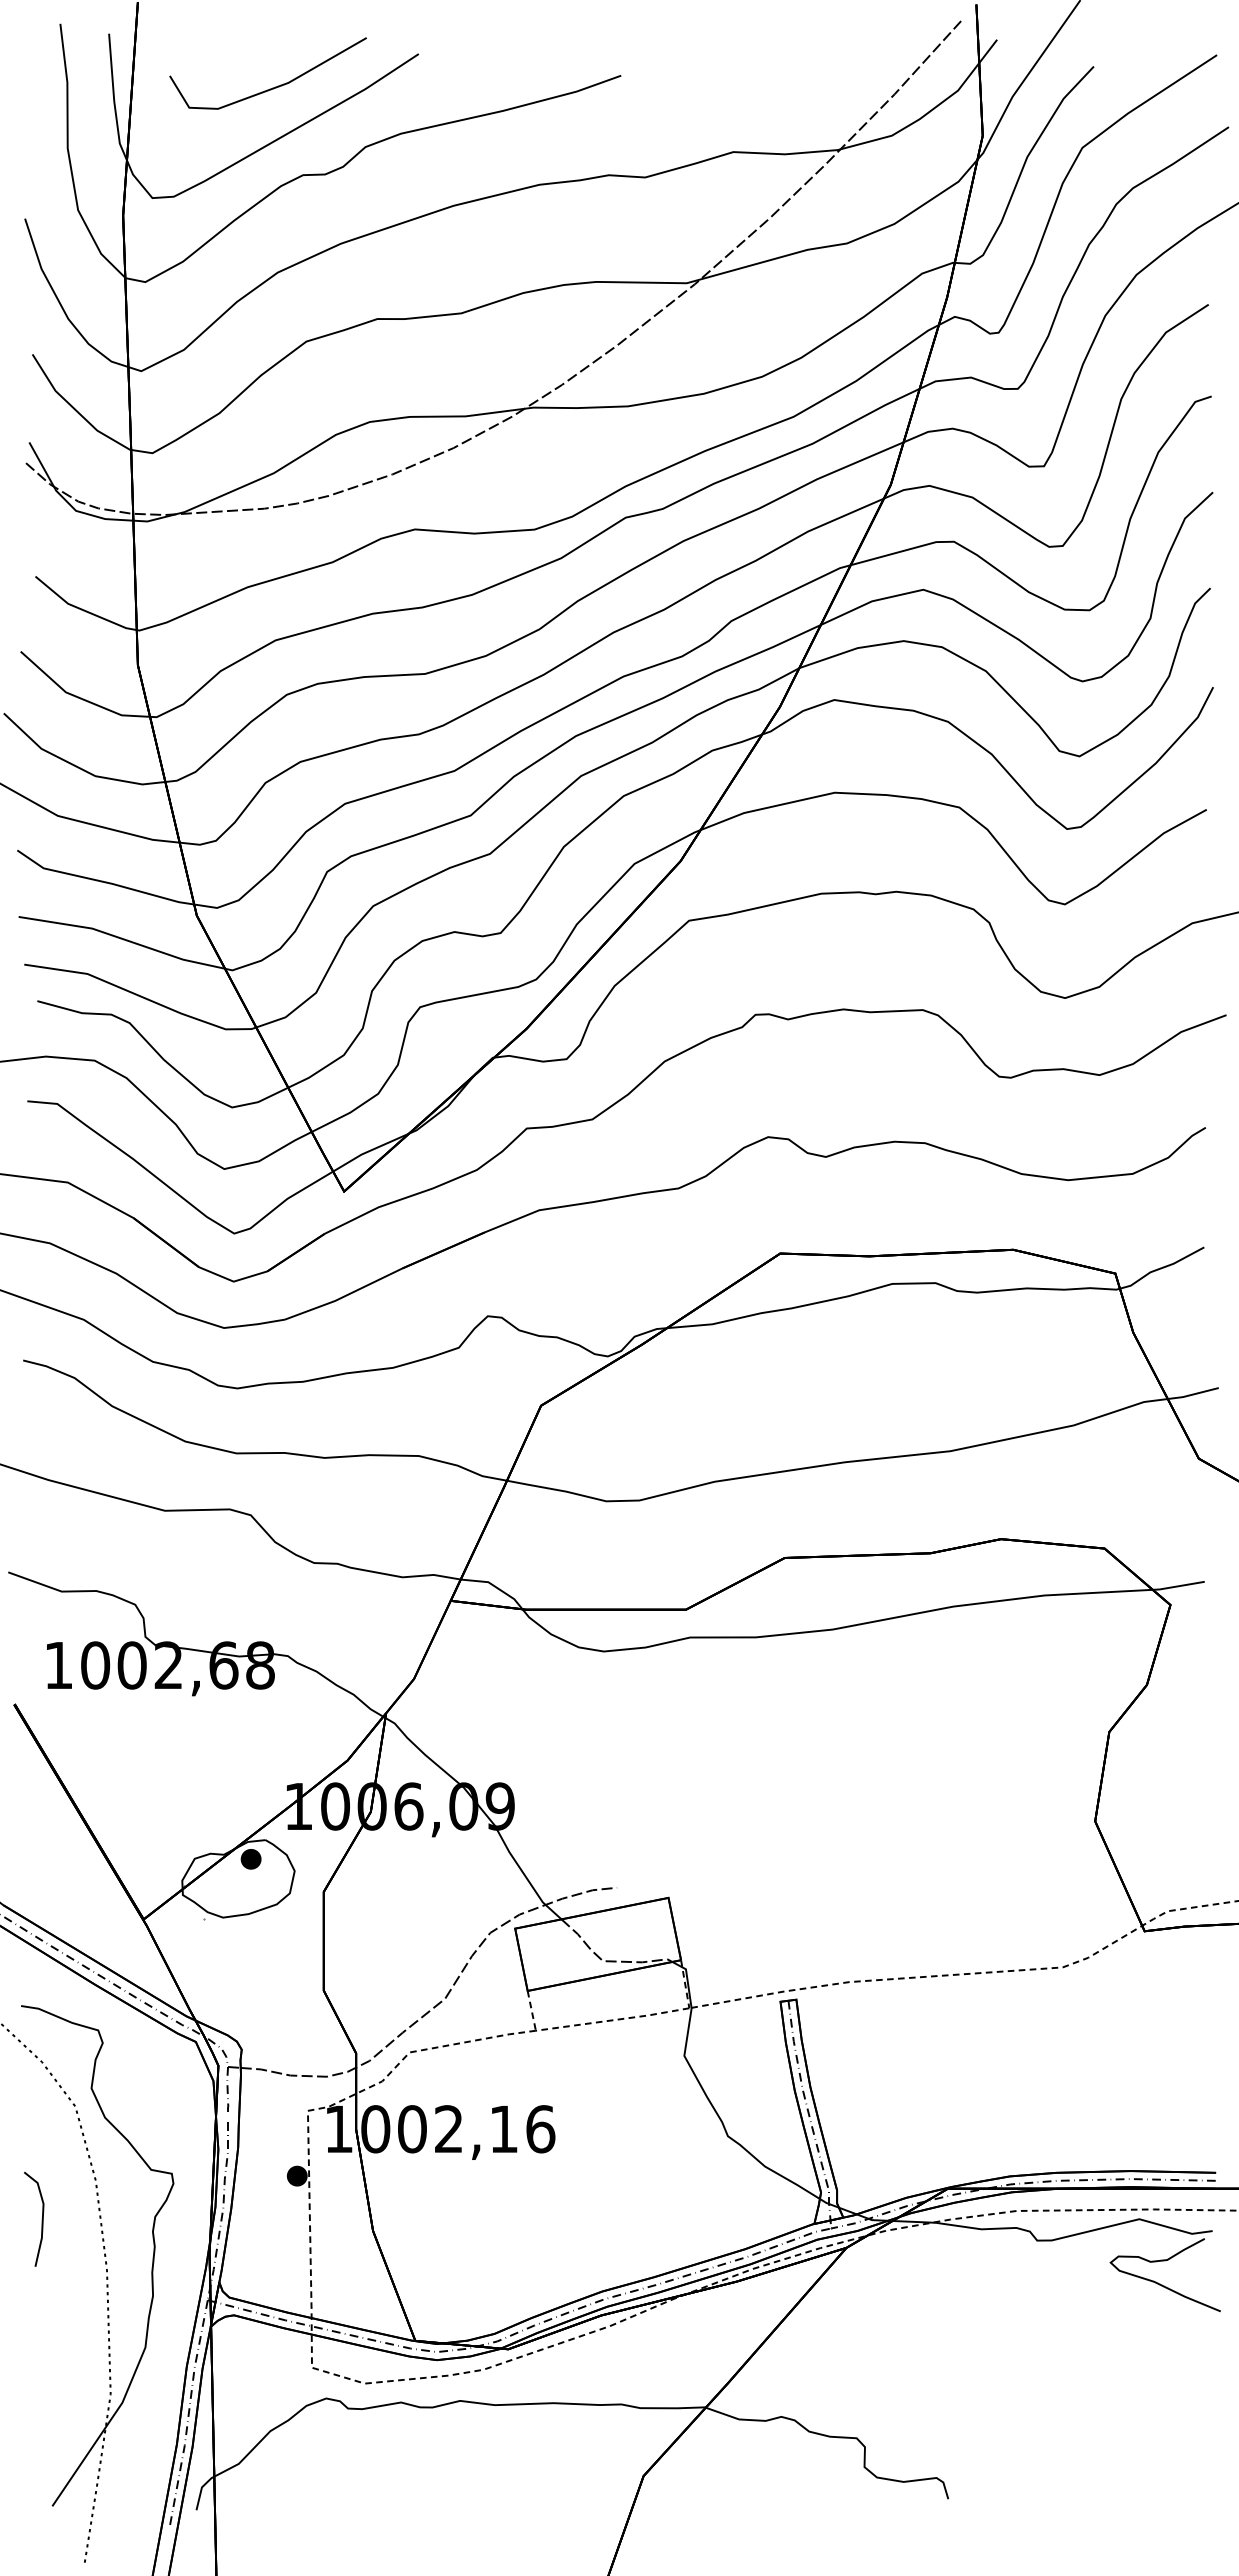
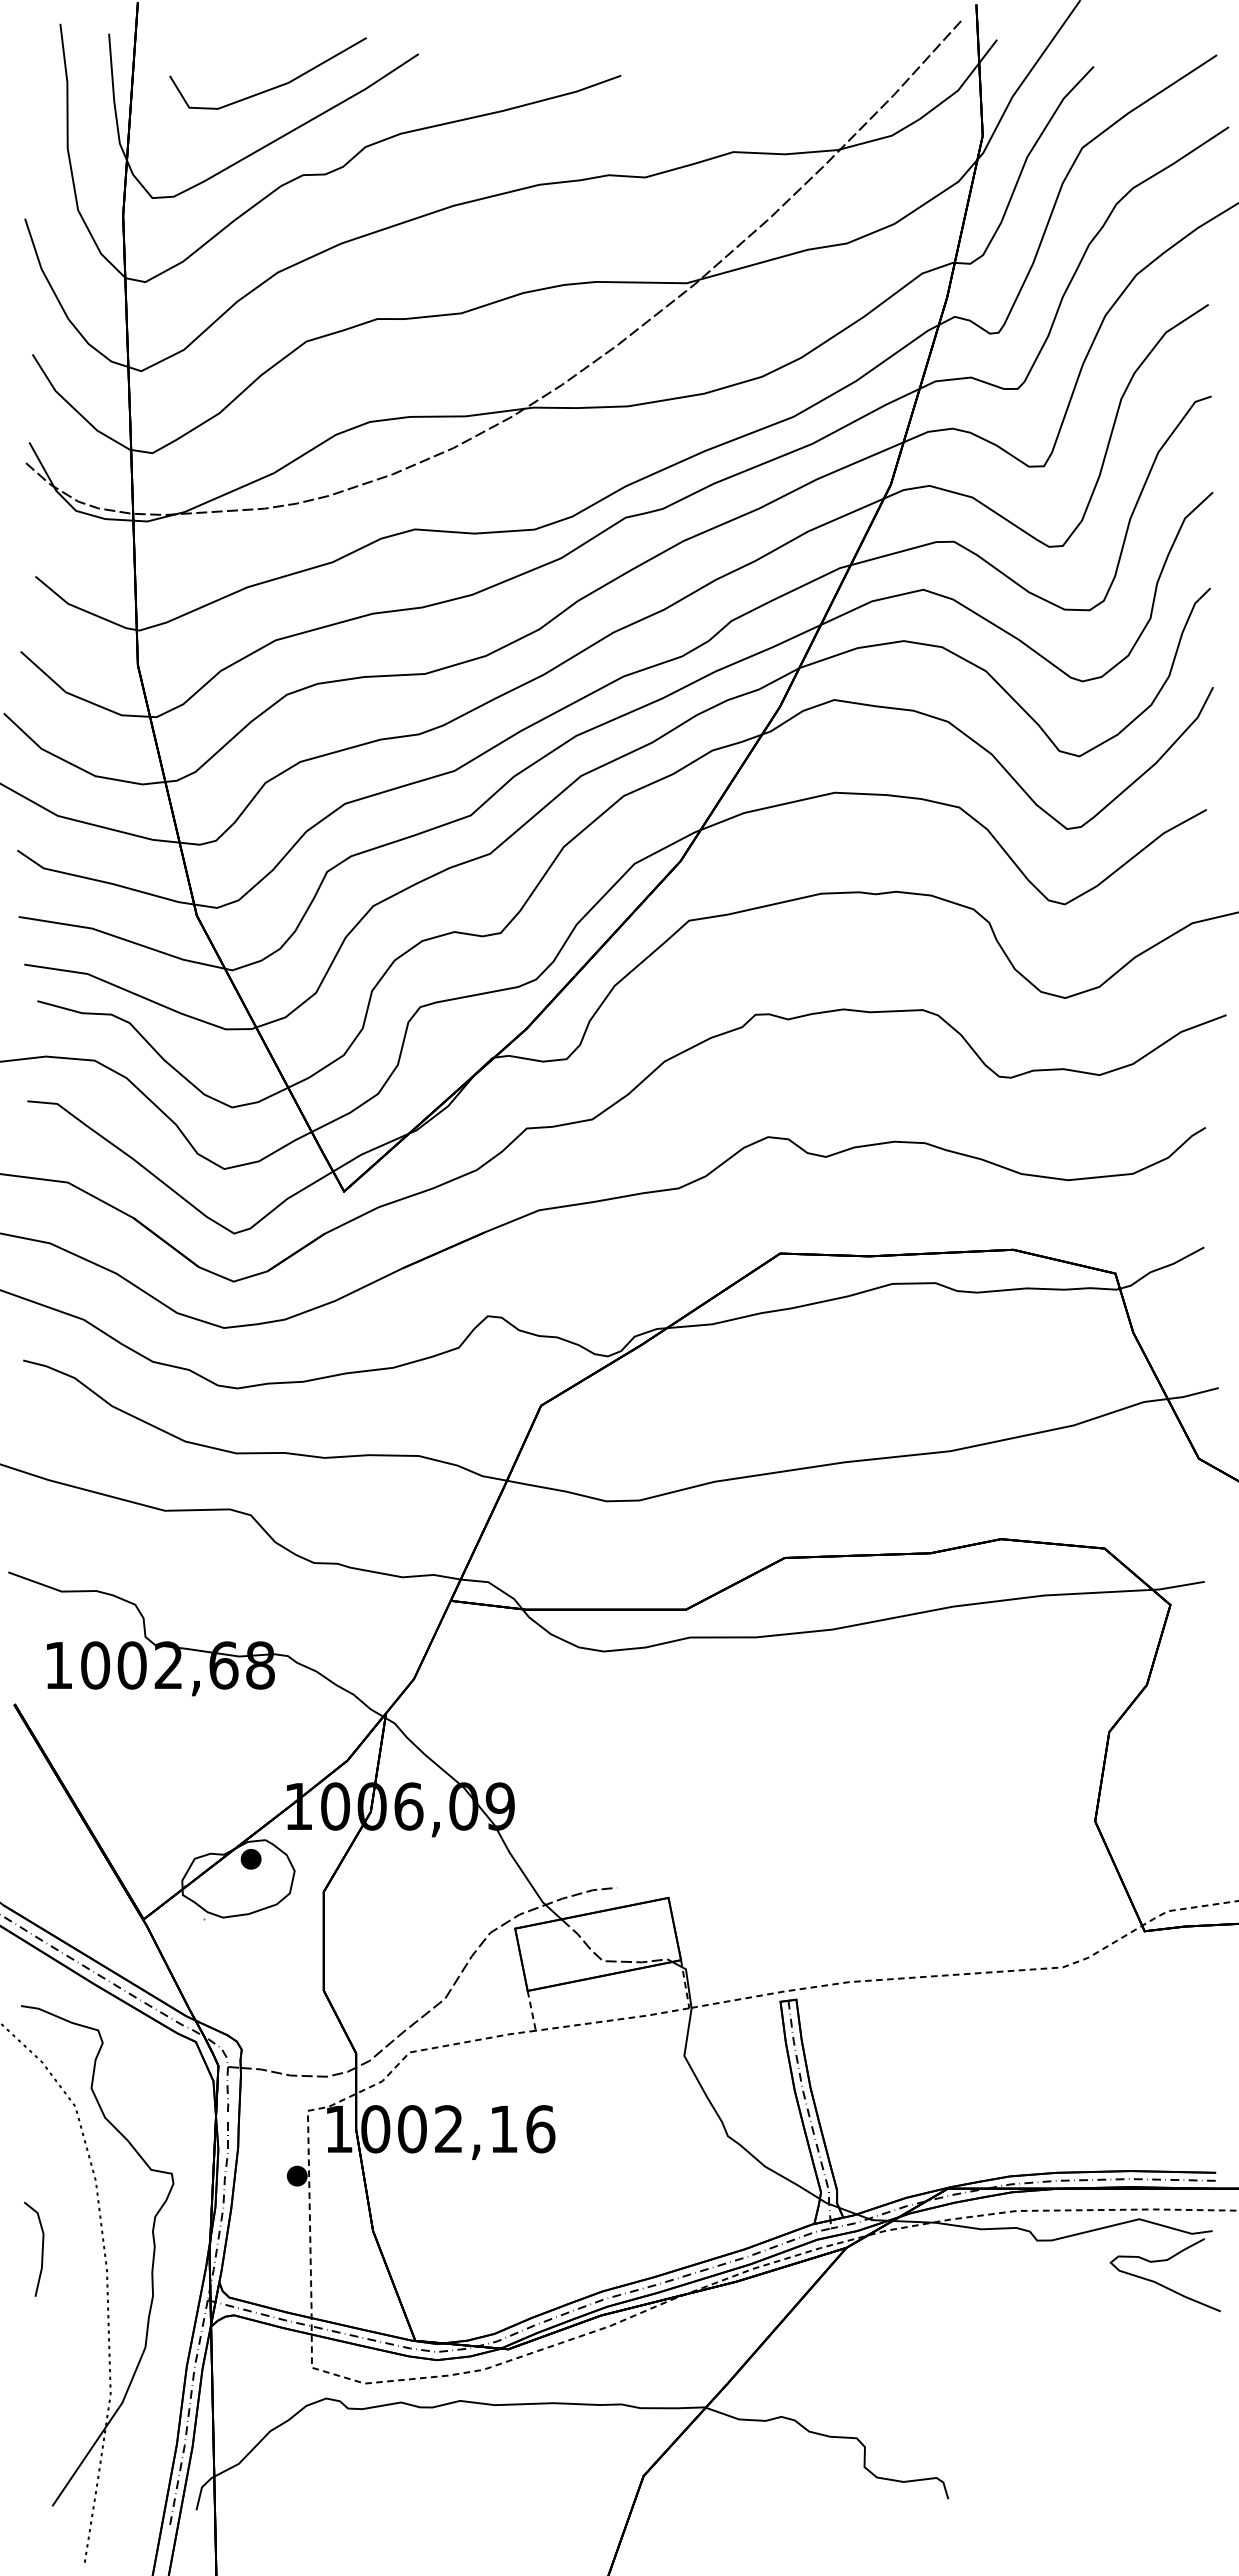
line position: (41, 2219) -> (41, 2249) (41, 2249)
